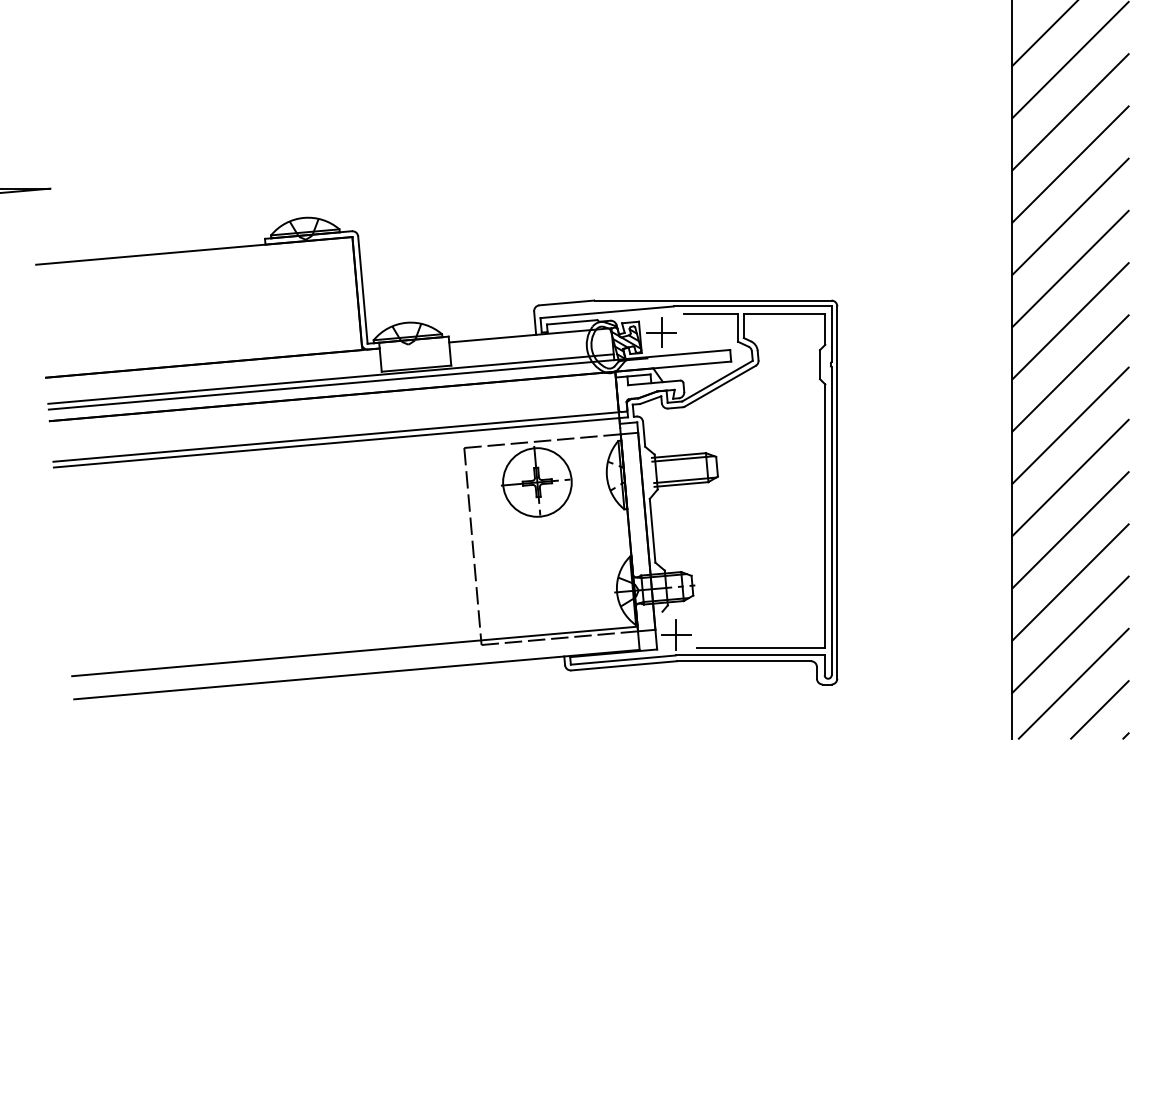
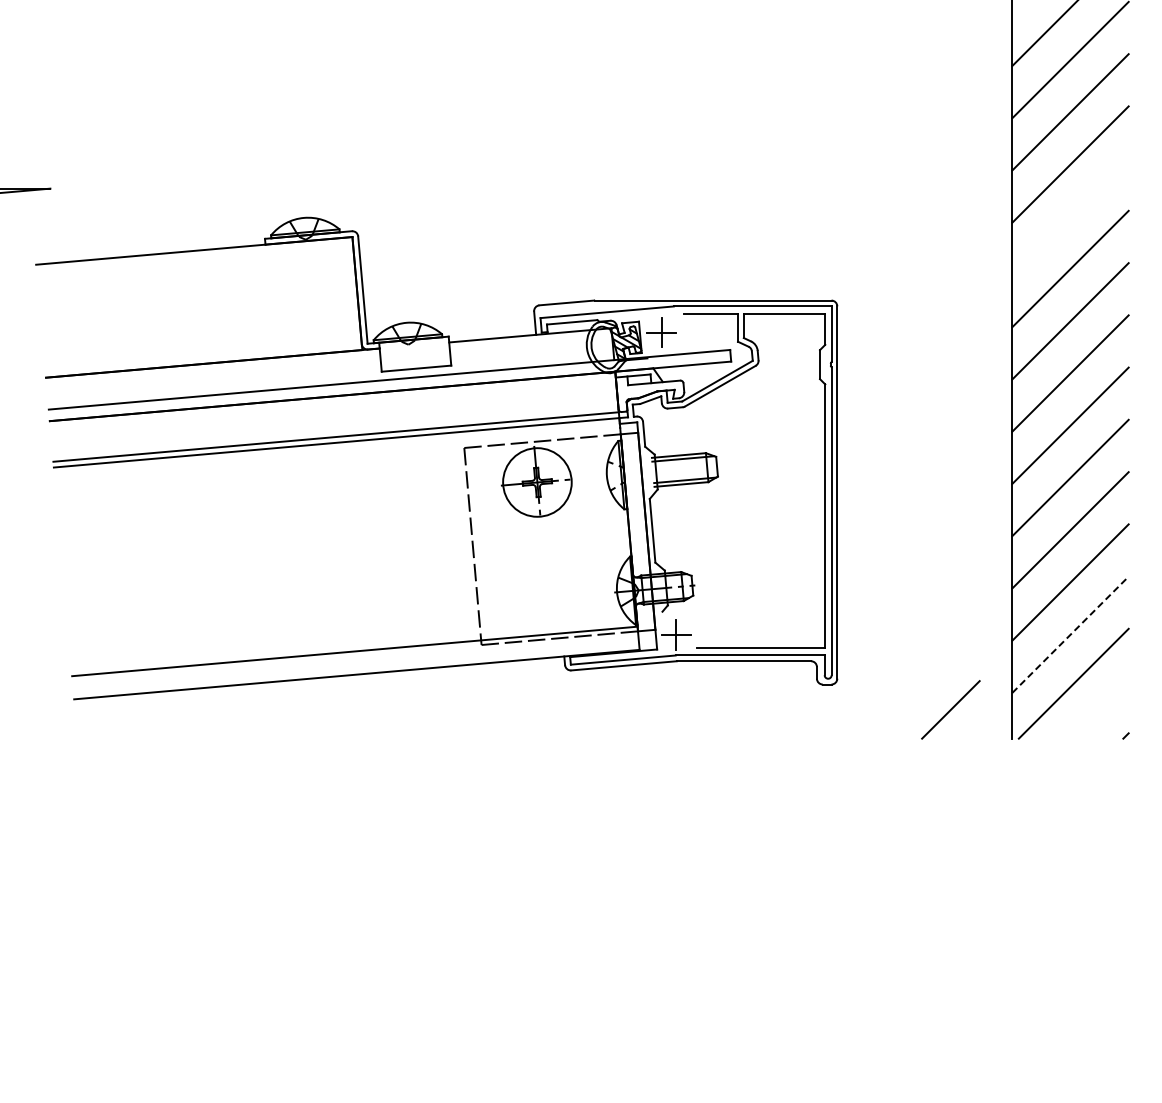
line: present -> none (1070, 216)
line: present -> none (330, 378)
line: solid -> dashed (1070, 634)
line position: (1099, 709) -> (950, 709) (950, 709)
